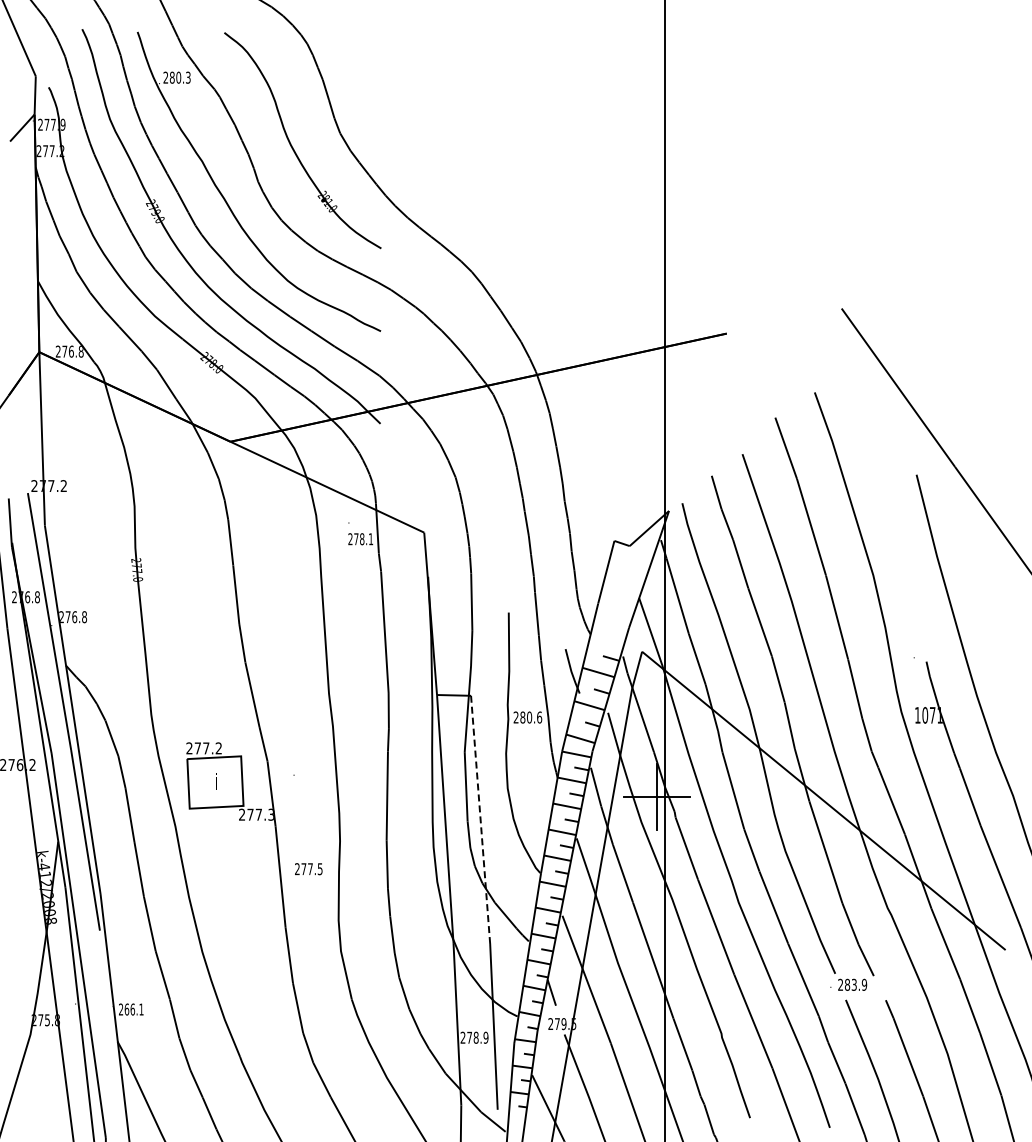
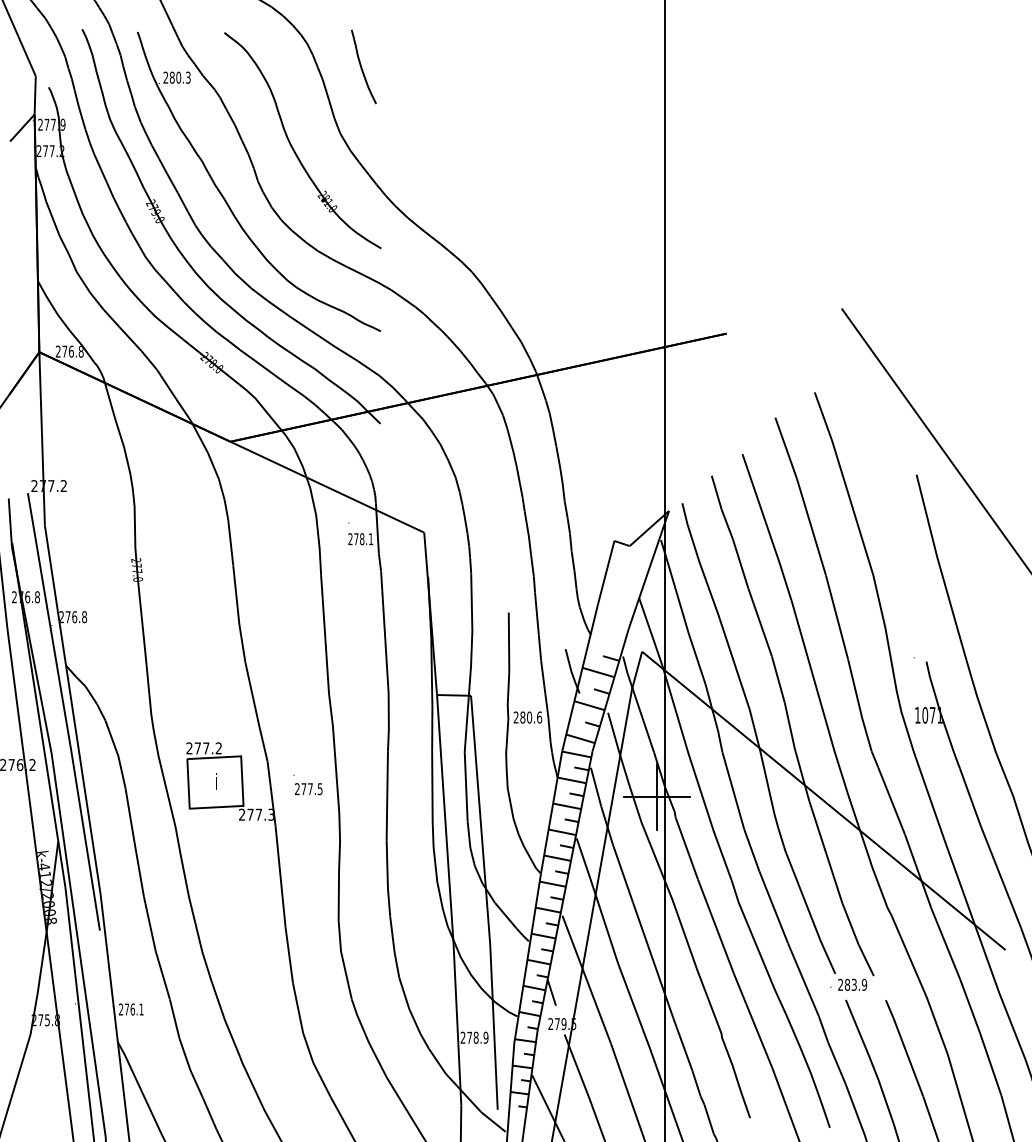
curve: none -> present (362, 67)
line: dashed -> solid (480, 819)
text position: (308, 869) -> (308, 789) (308, 789)
text: 266.1 -> 276.1 (126, 1009)
